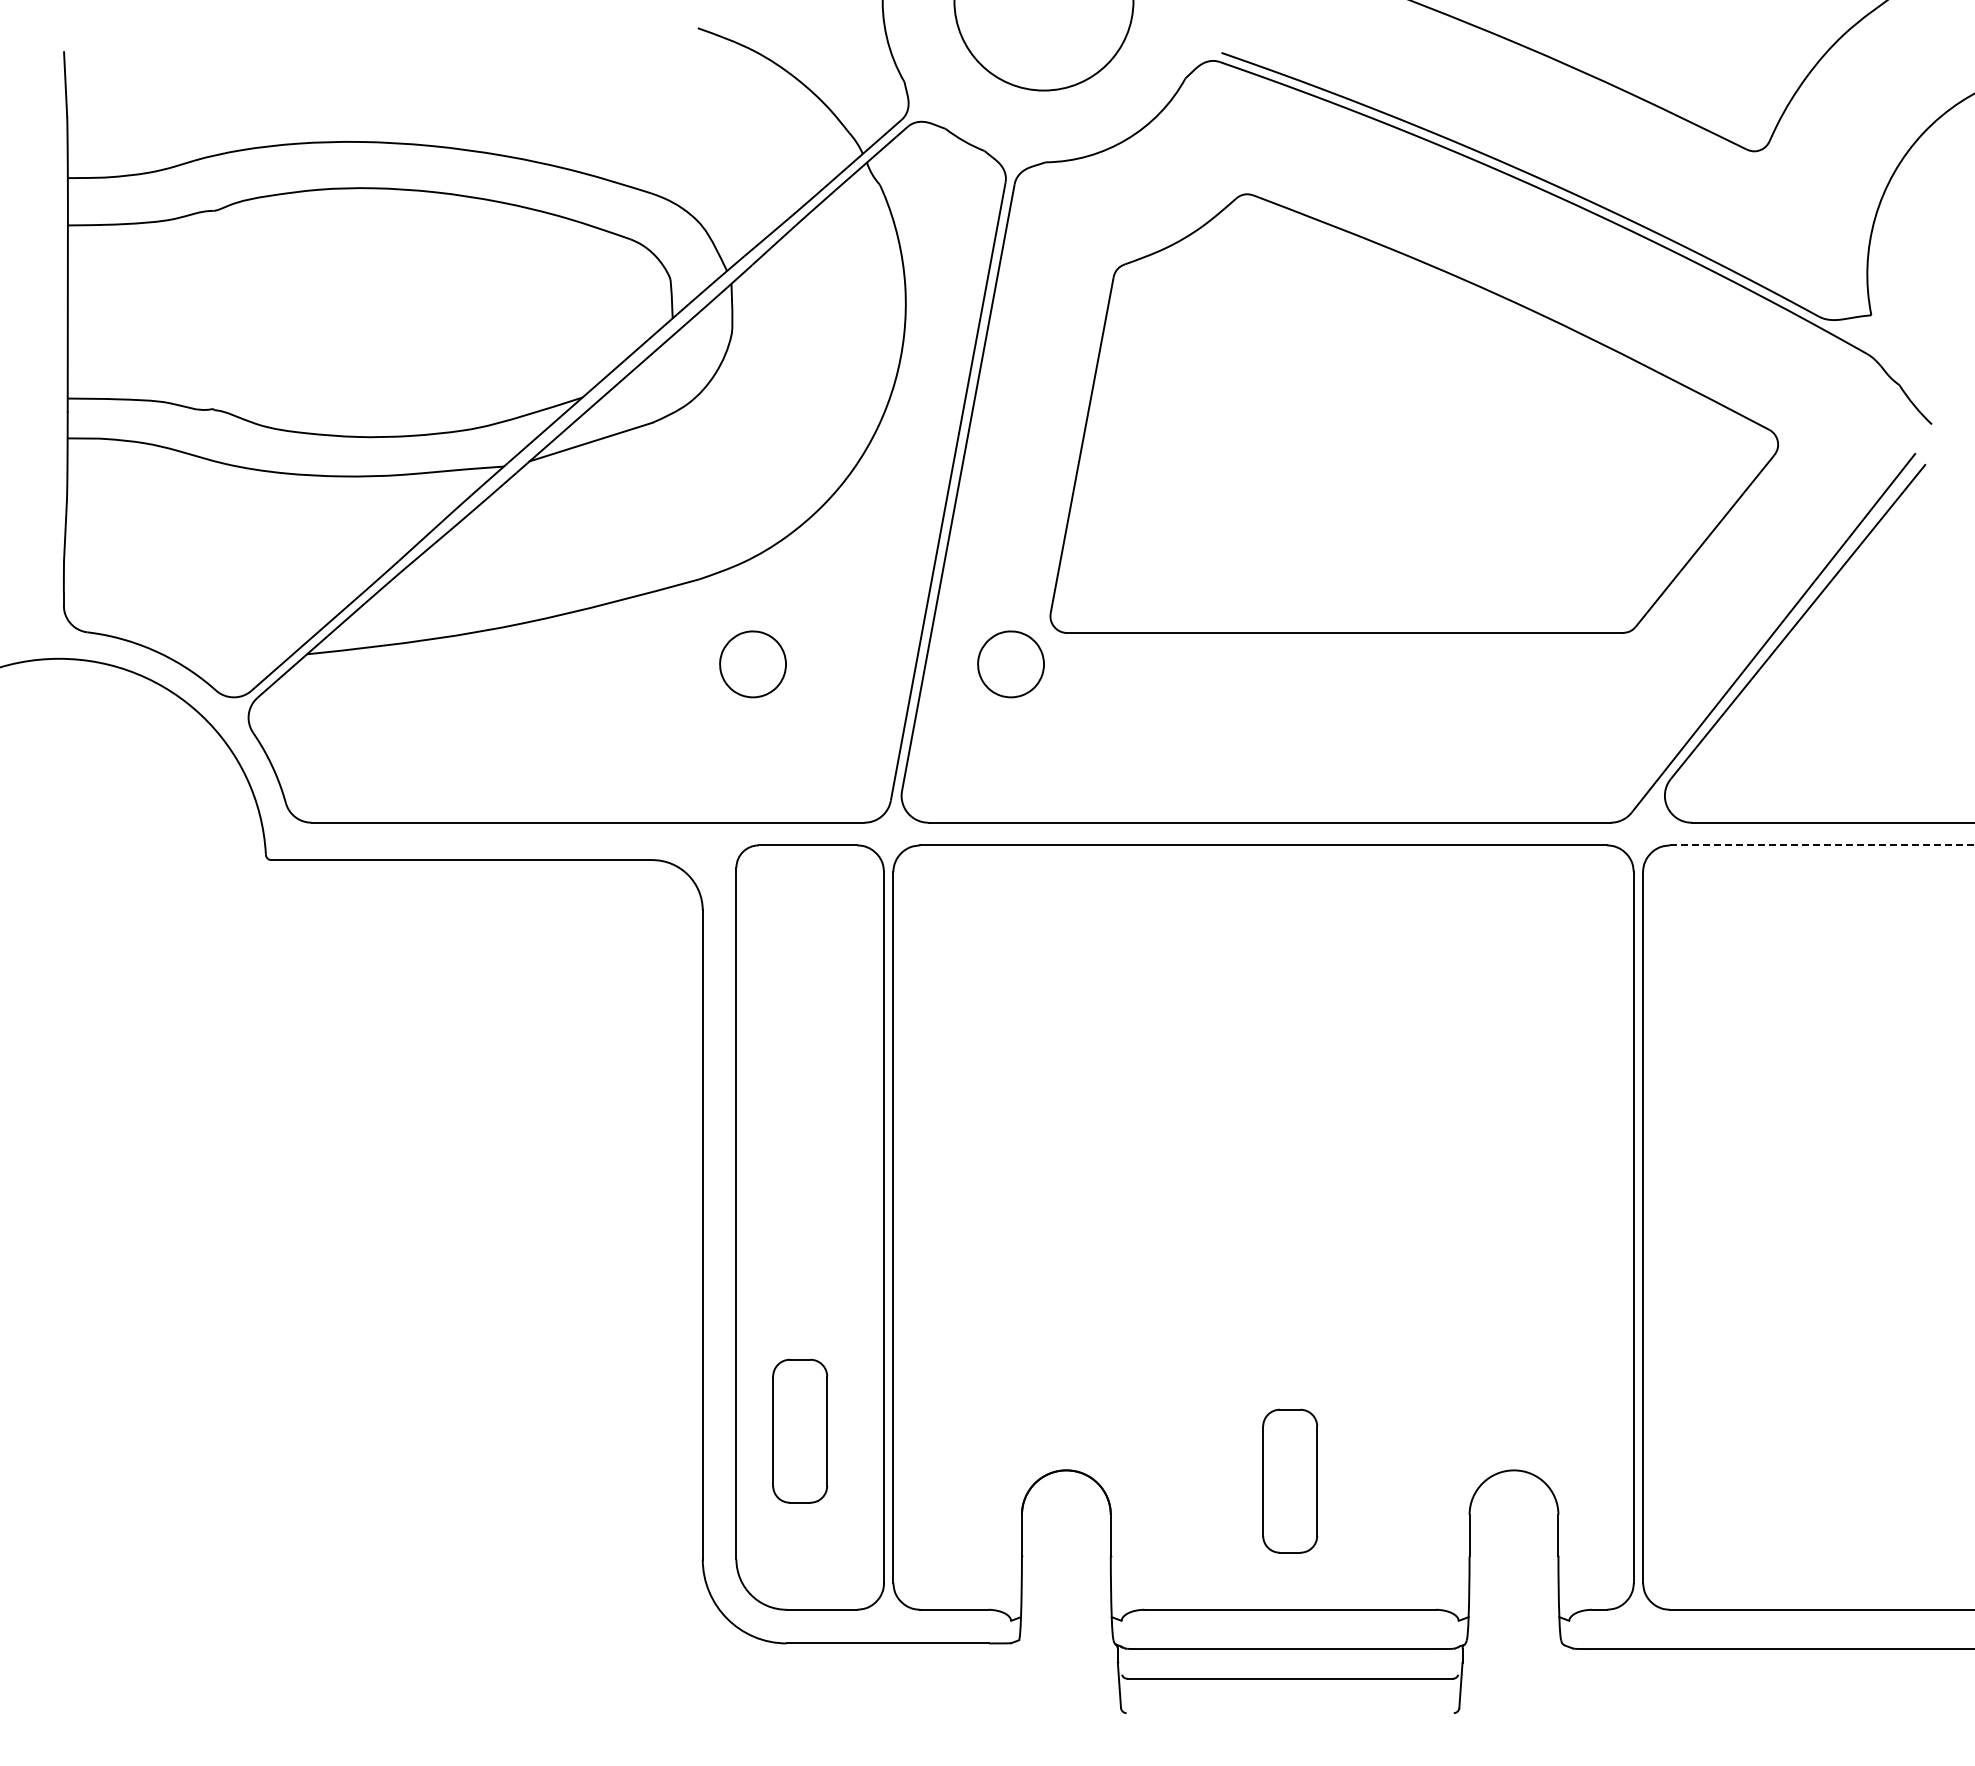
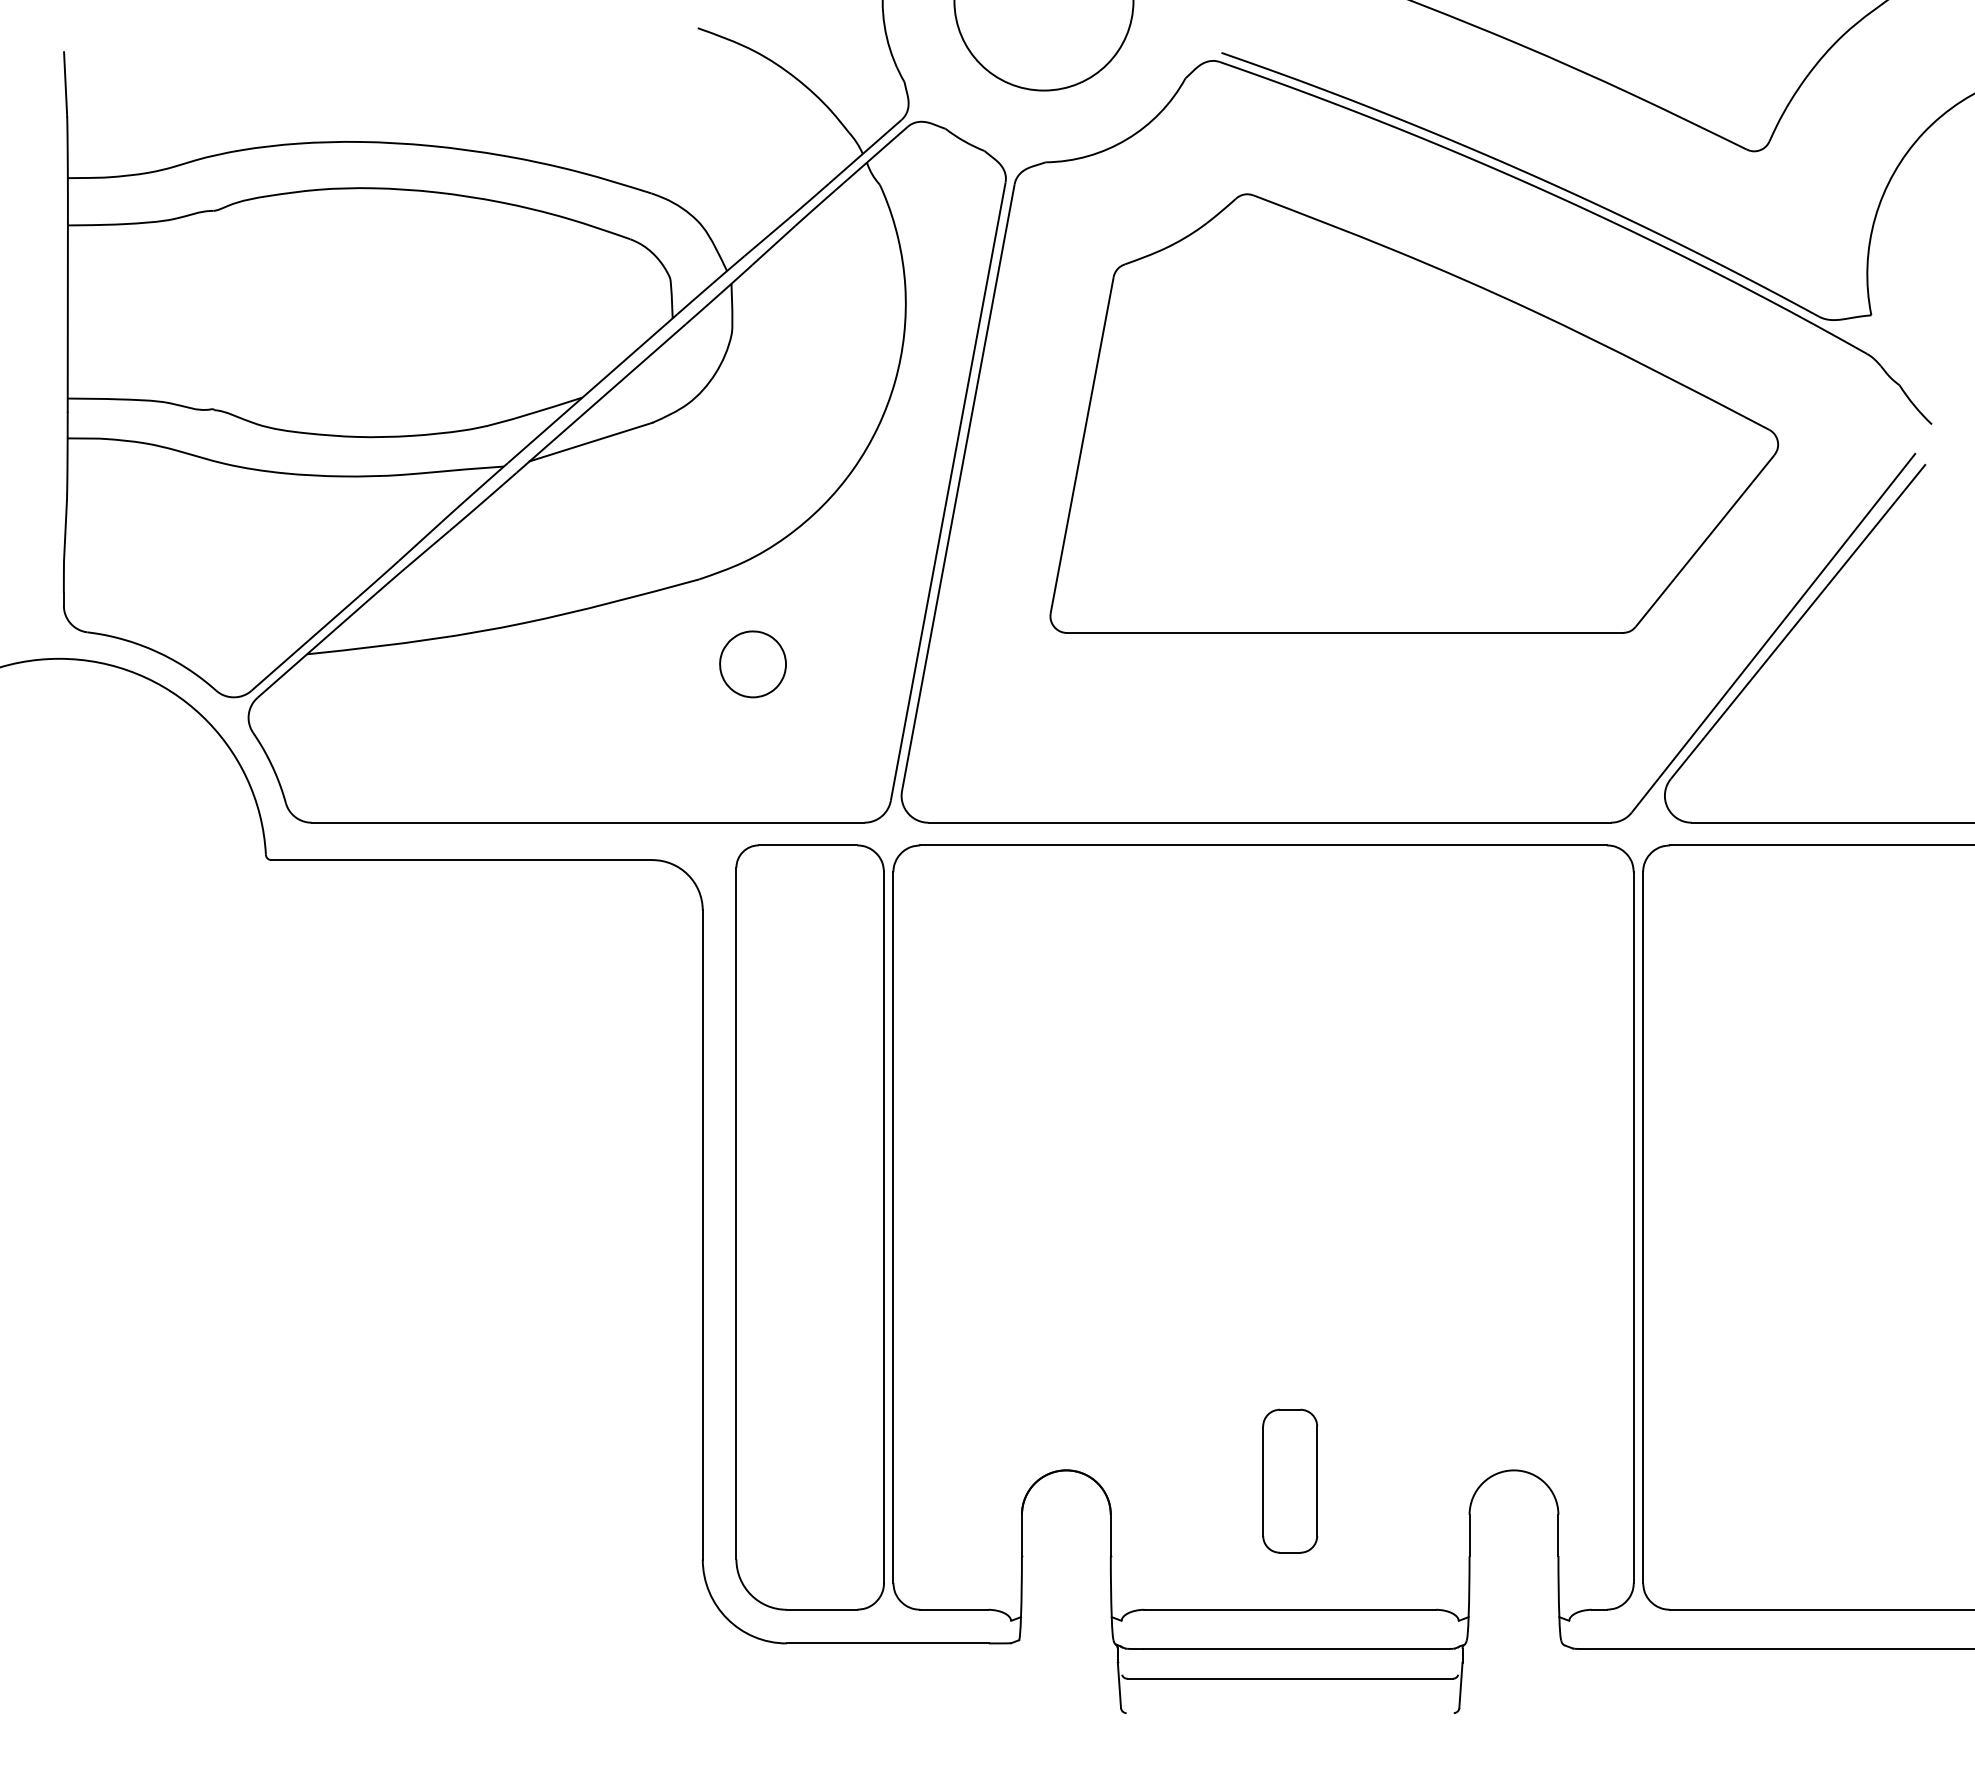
part: present -> none (1010, 664)
line: dashed -> solid (1822, 845)
part: present -> none (800, 1430)
